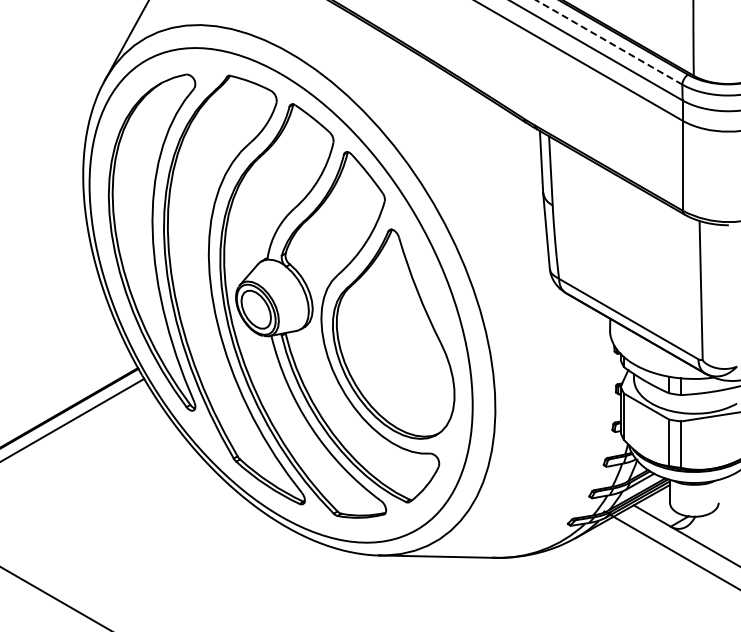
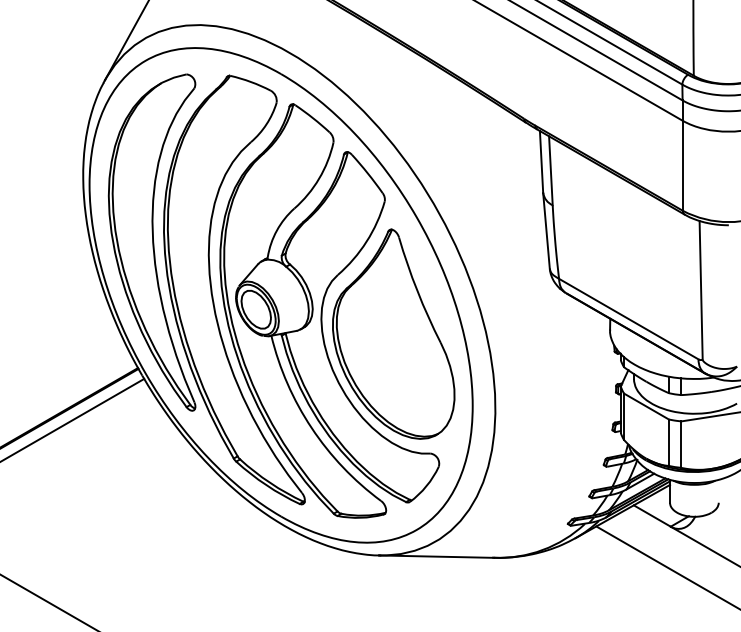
line: dashed -> solid (608, 42)
line position: (670, 549) -> (666, 566) (666, 566)
line position: (54, 597) -> (48, 601) (48, 601)
